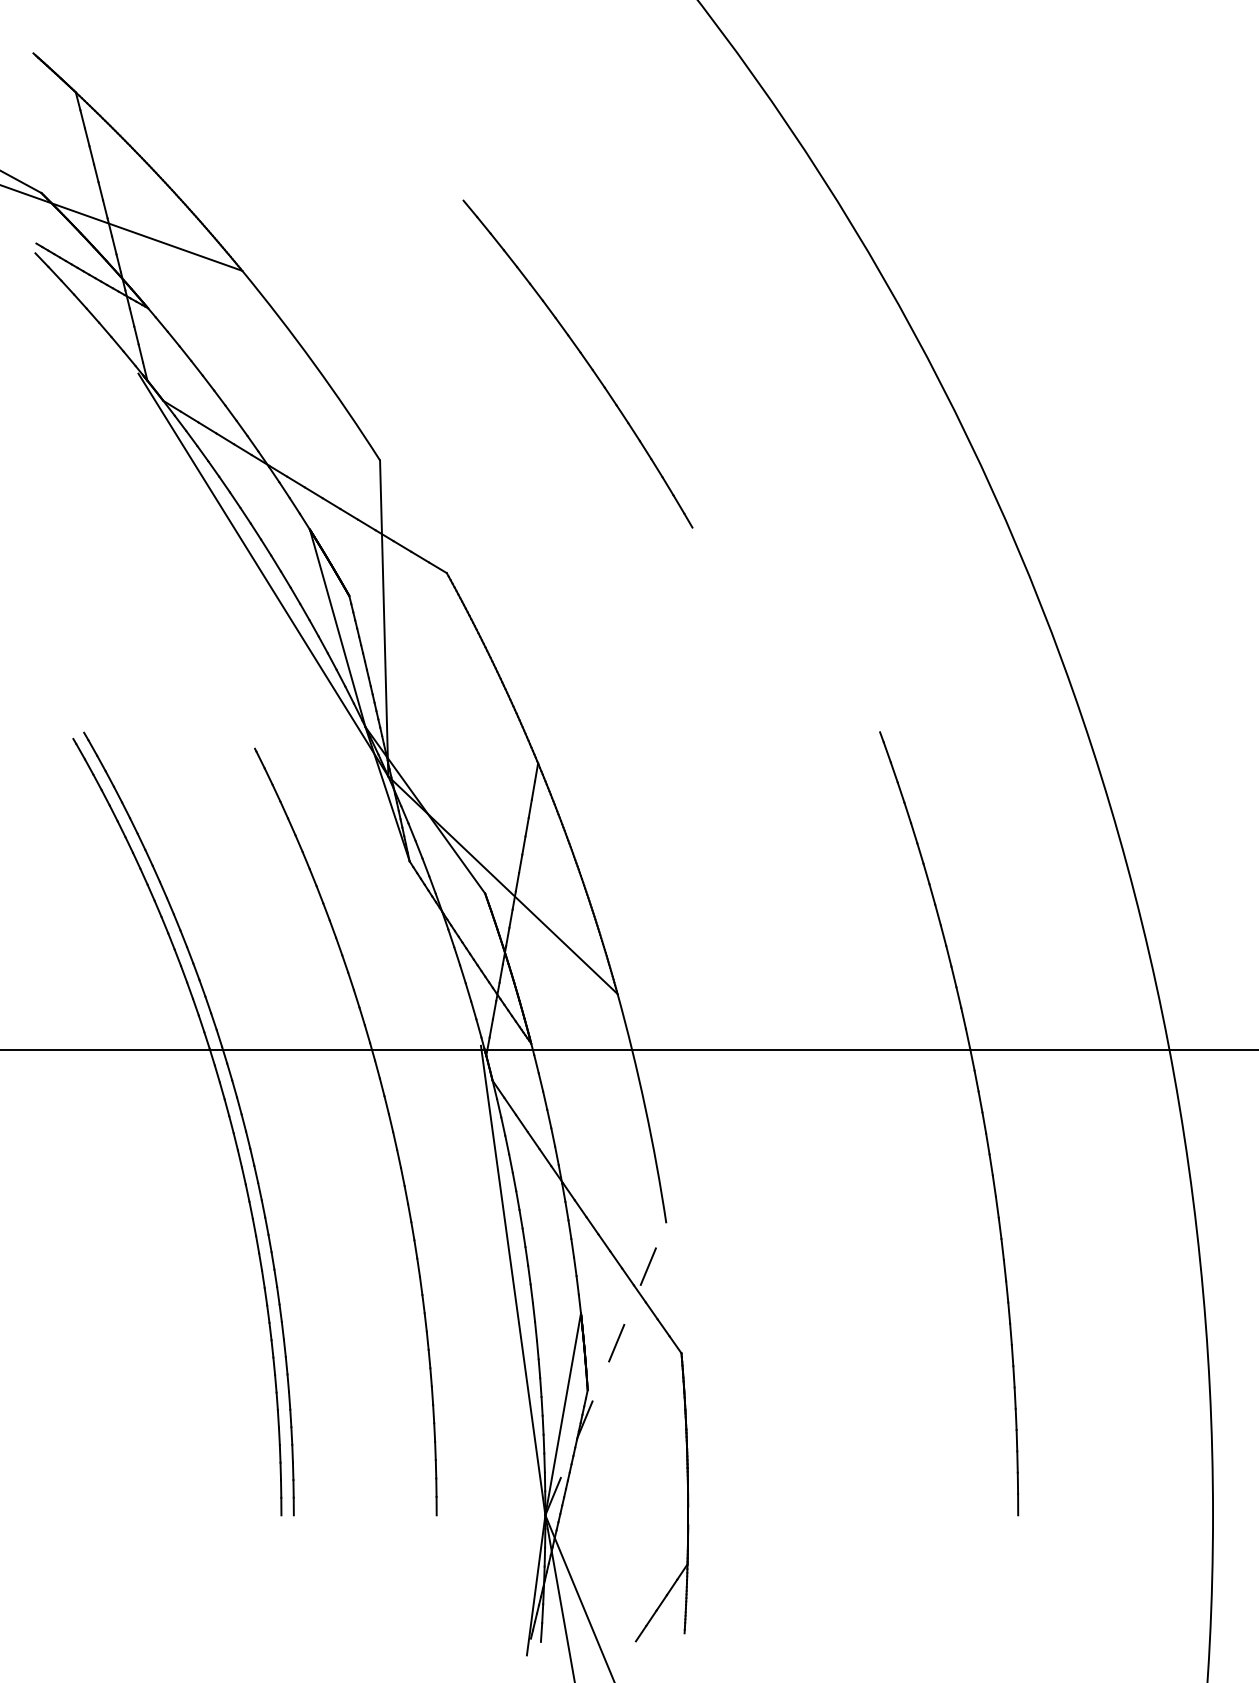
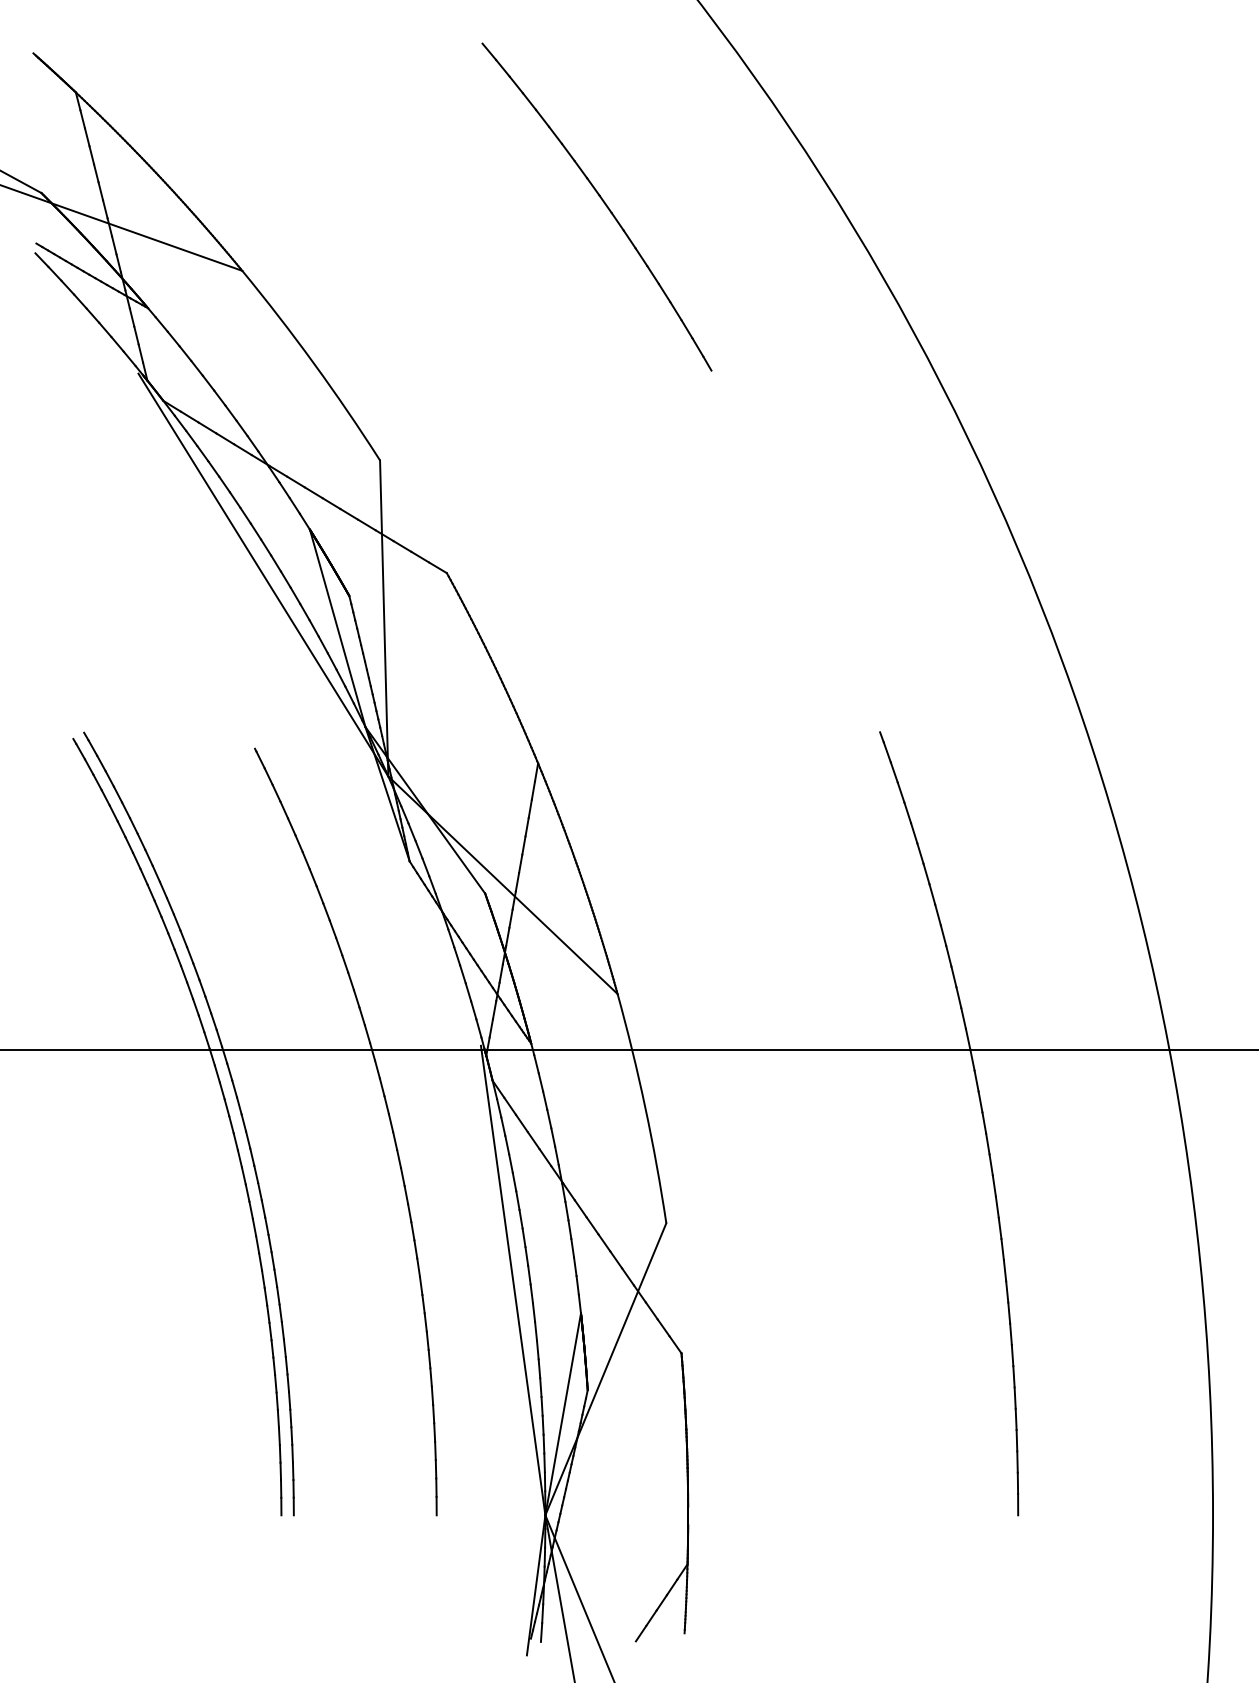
part position: (584, 360) -> (603, 203) (603, 203)
line: dashed -> solid (606, 1368)
